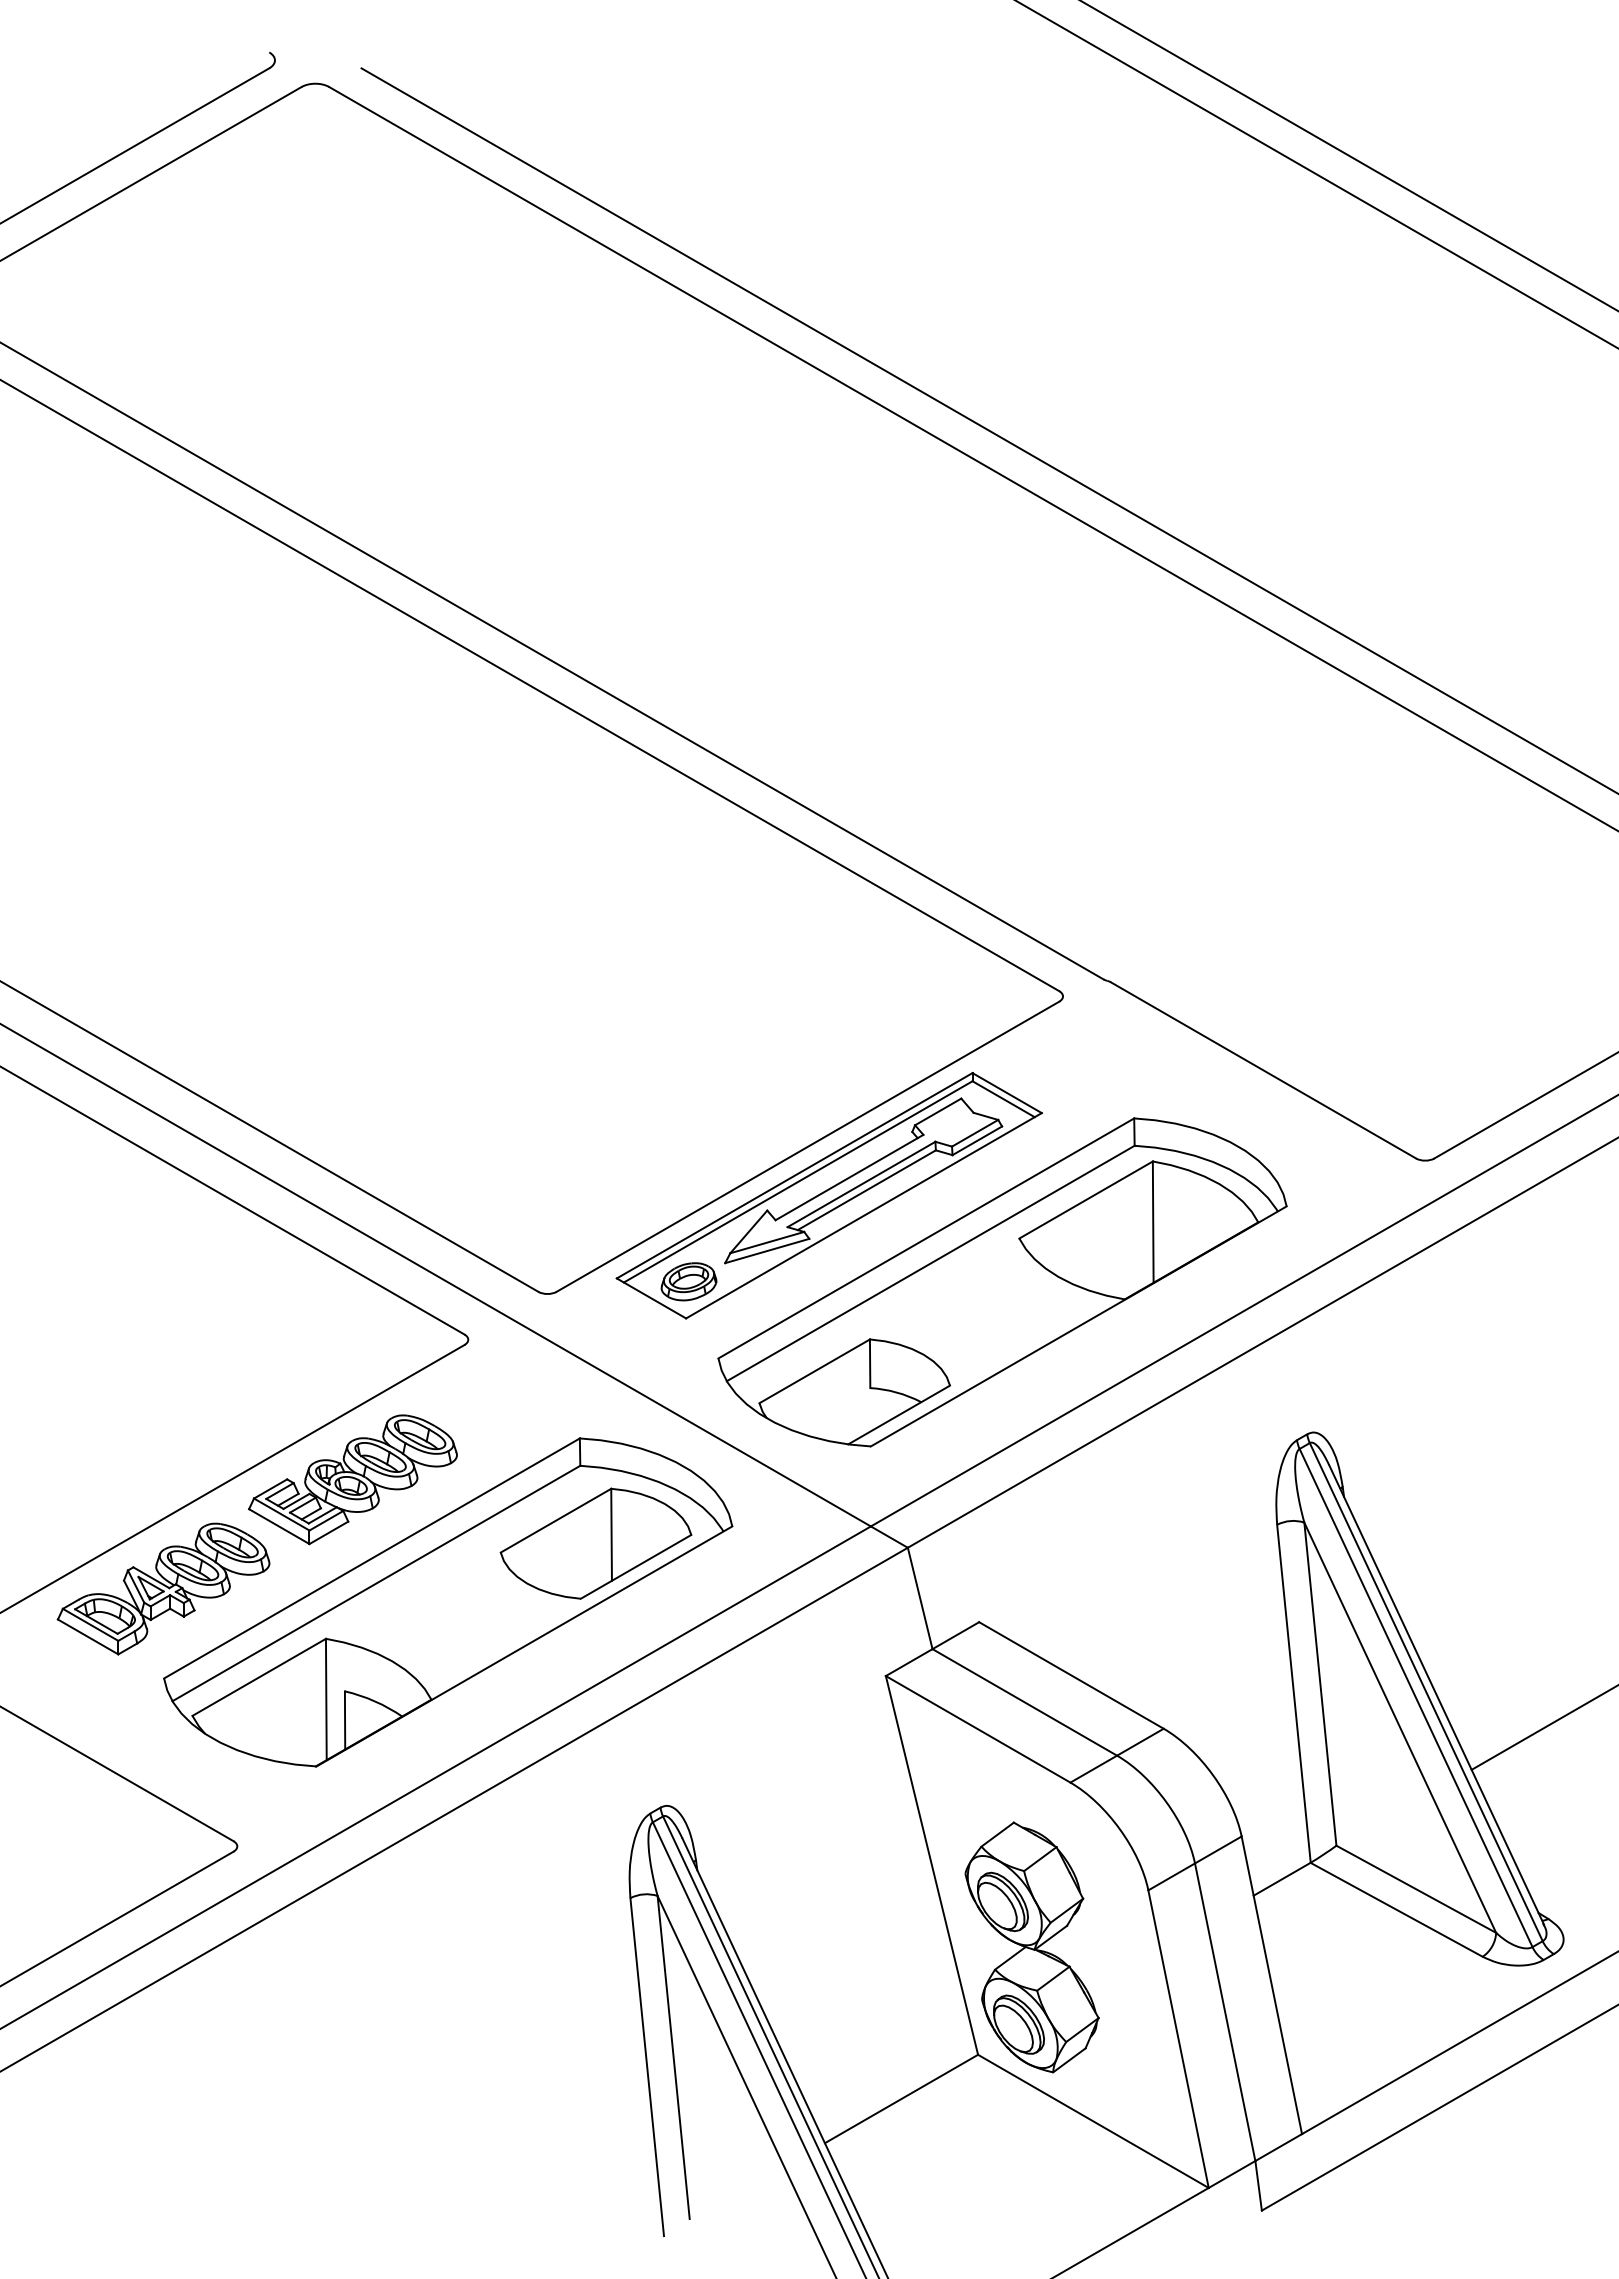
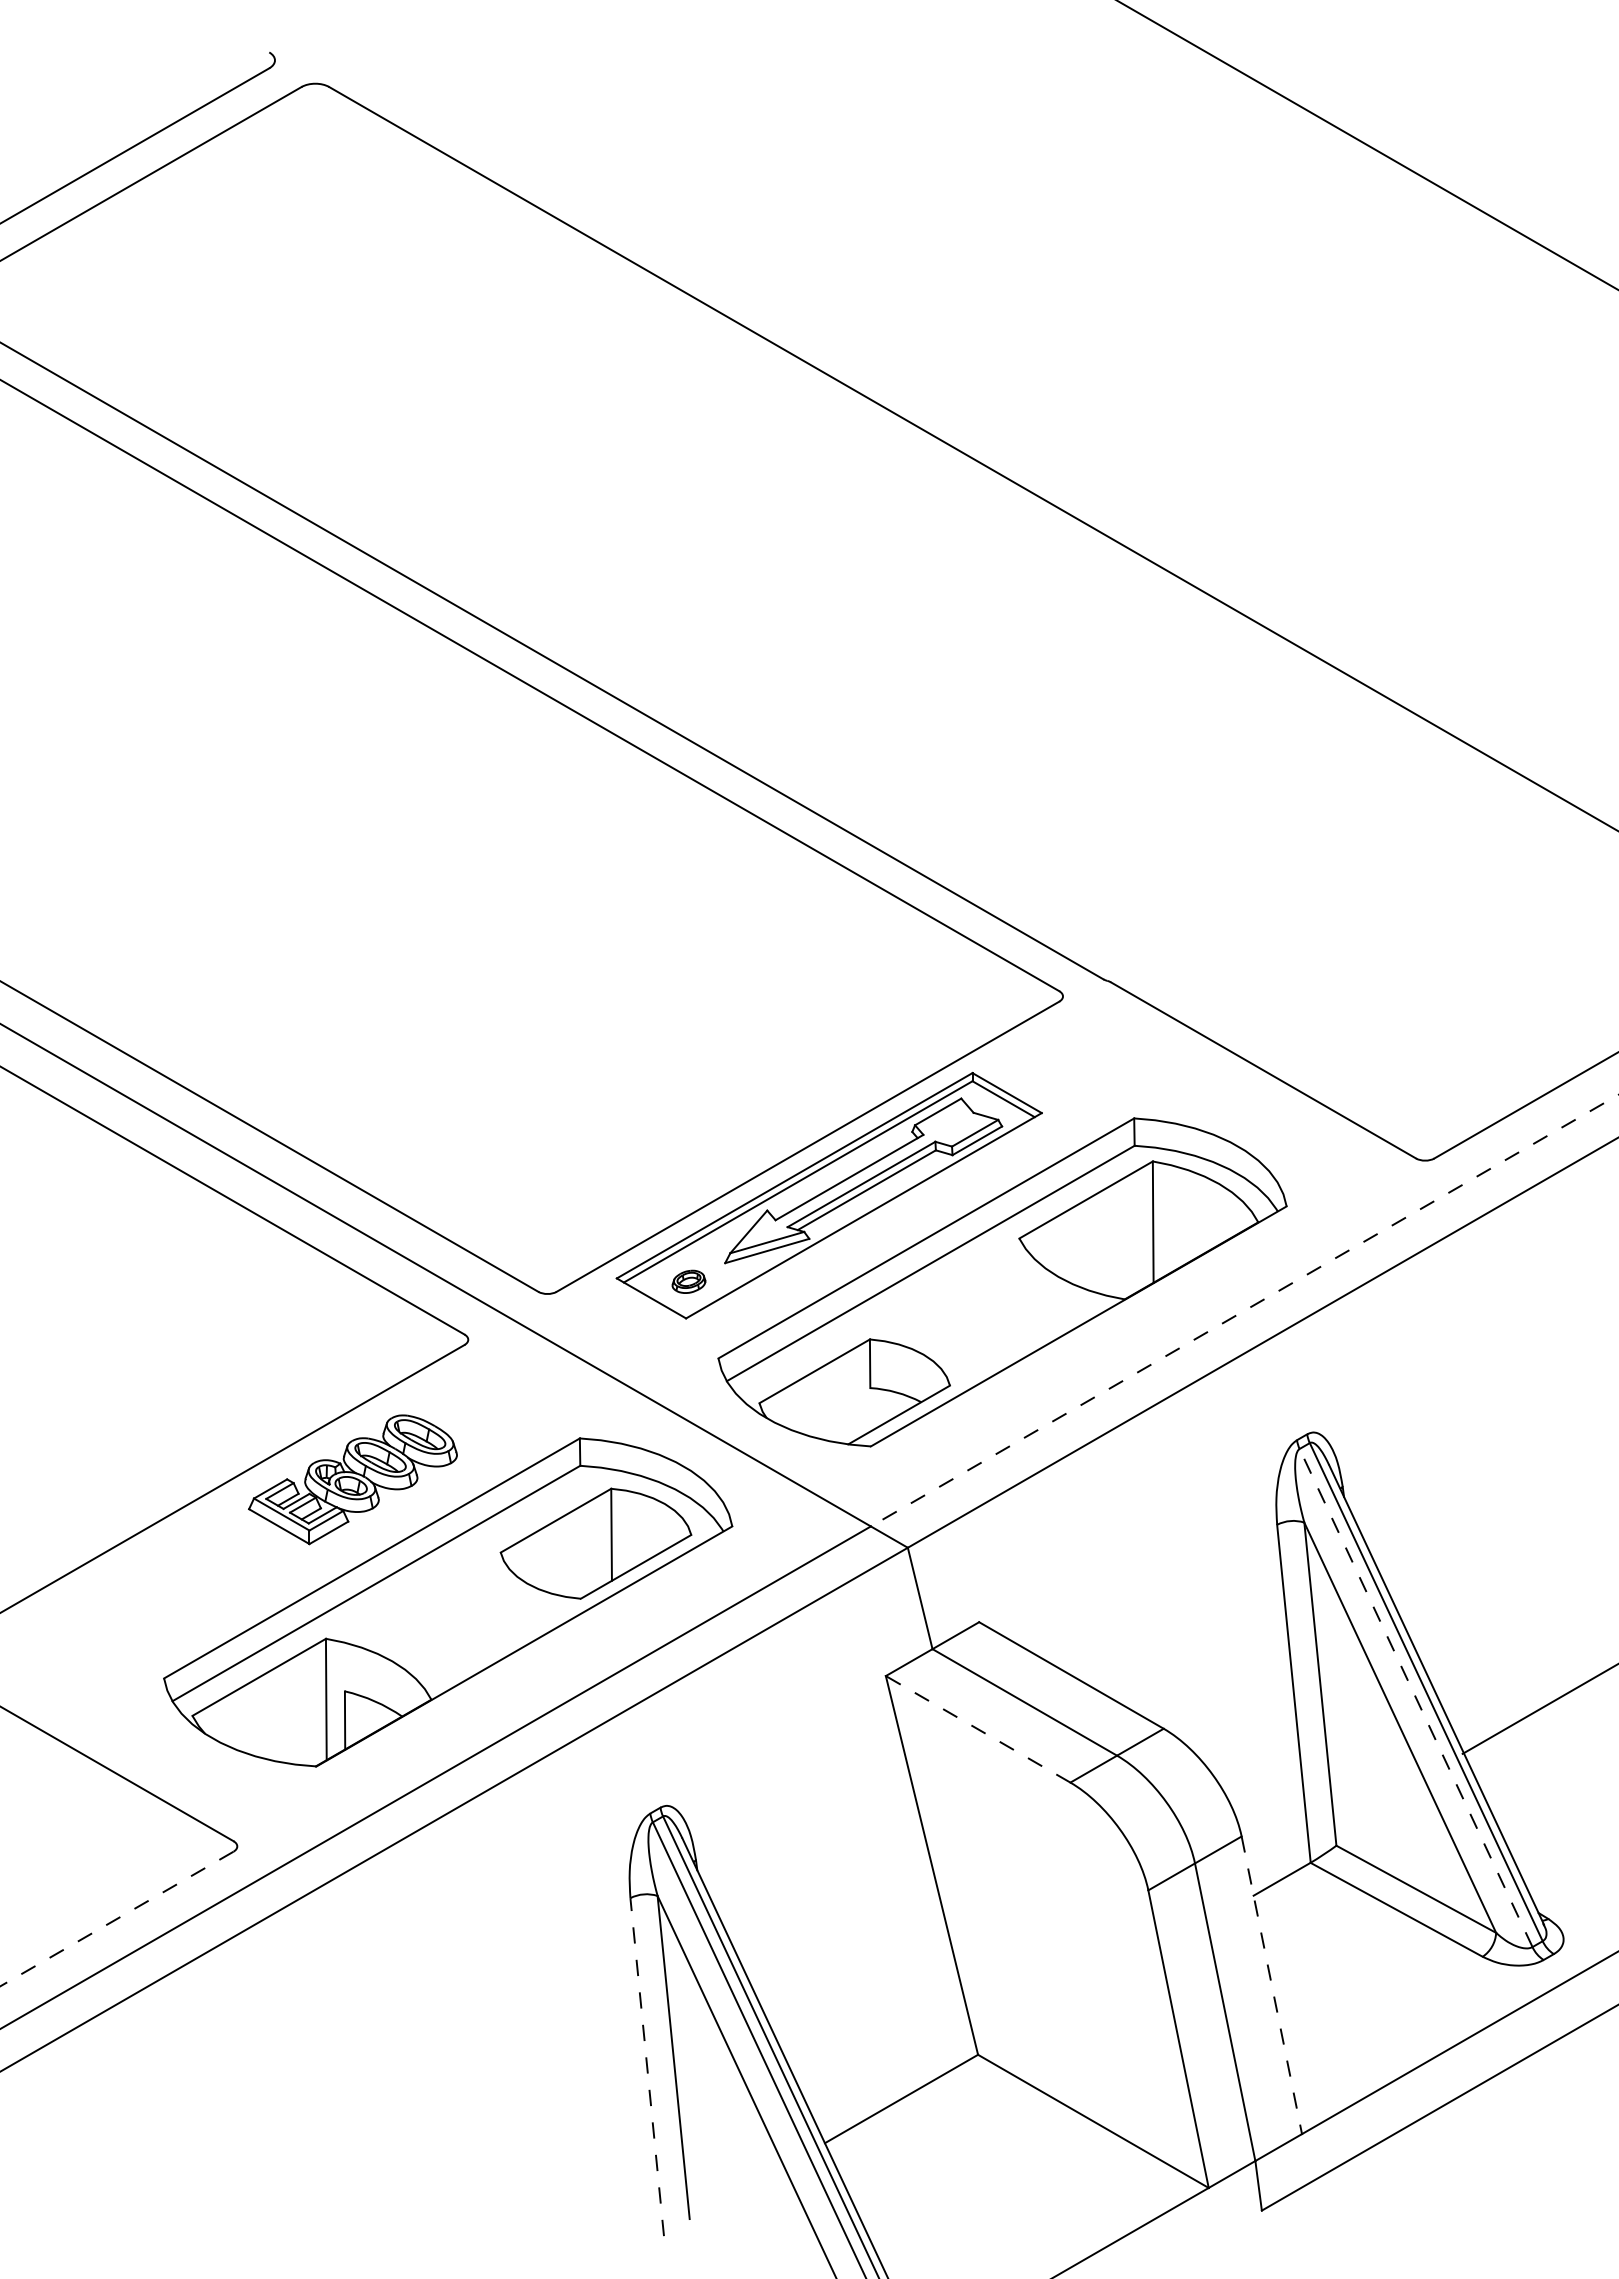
line position: (1348, 155) -> (1367, 145) (1367, 145)
line: present -> none (1316, 174)
line: present -> none (988, 430)
part size: 58x40 px -> 36x25 px (688, 1281)
line: solid -> dashed (1244, 1310)
part: present -> none (163, 1588)
line: solid -> dashed (1416, 1698)
line position: (1543, 1727) -> (1538, 1709) (1538, 1709)
line: solid -> dashed (978, 1729)
line: solid -> dashed (116, 1919)
part: present -> none (1031, 1947)
line: solid -> dashed (1271, 1985)
line: solid -> dashed (647, 2067)
